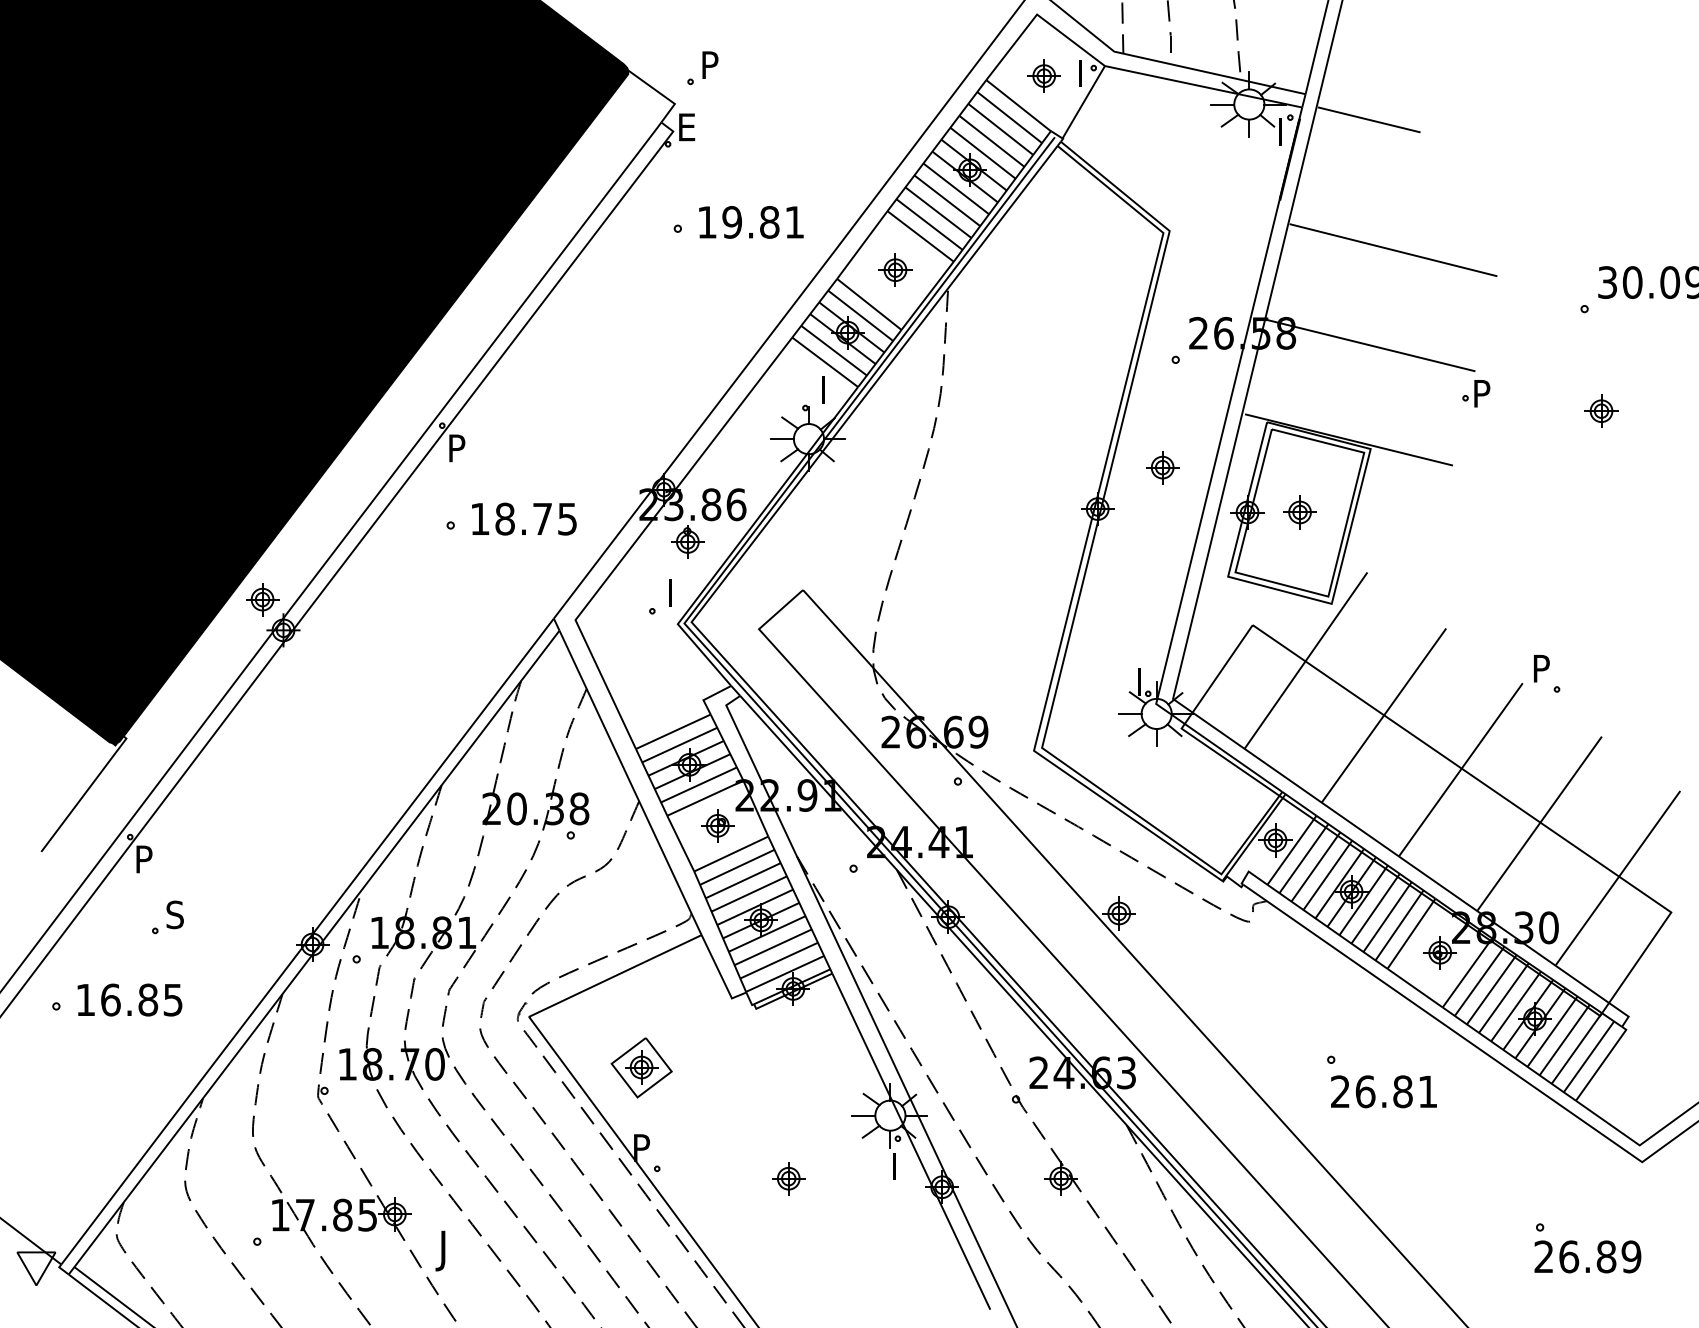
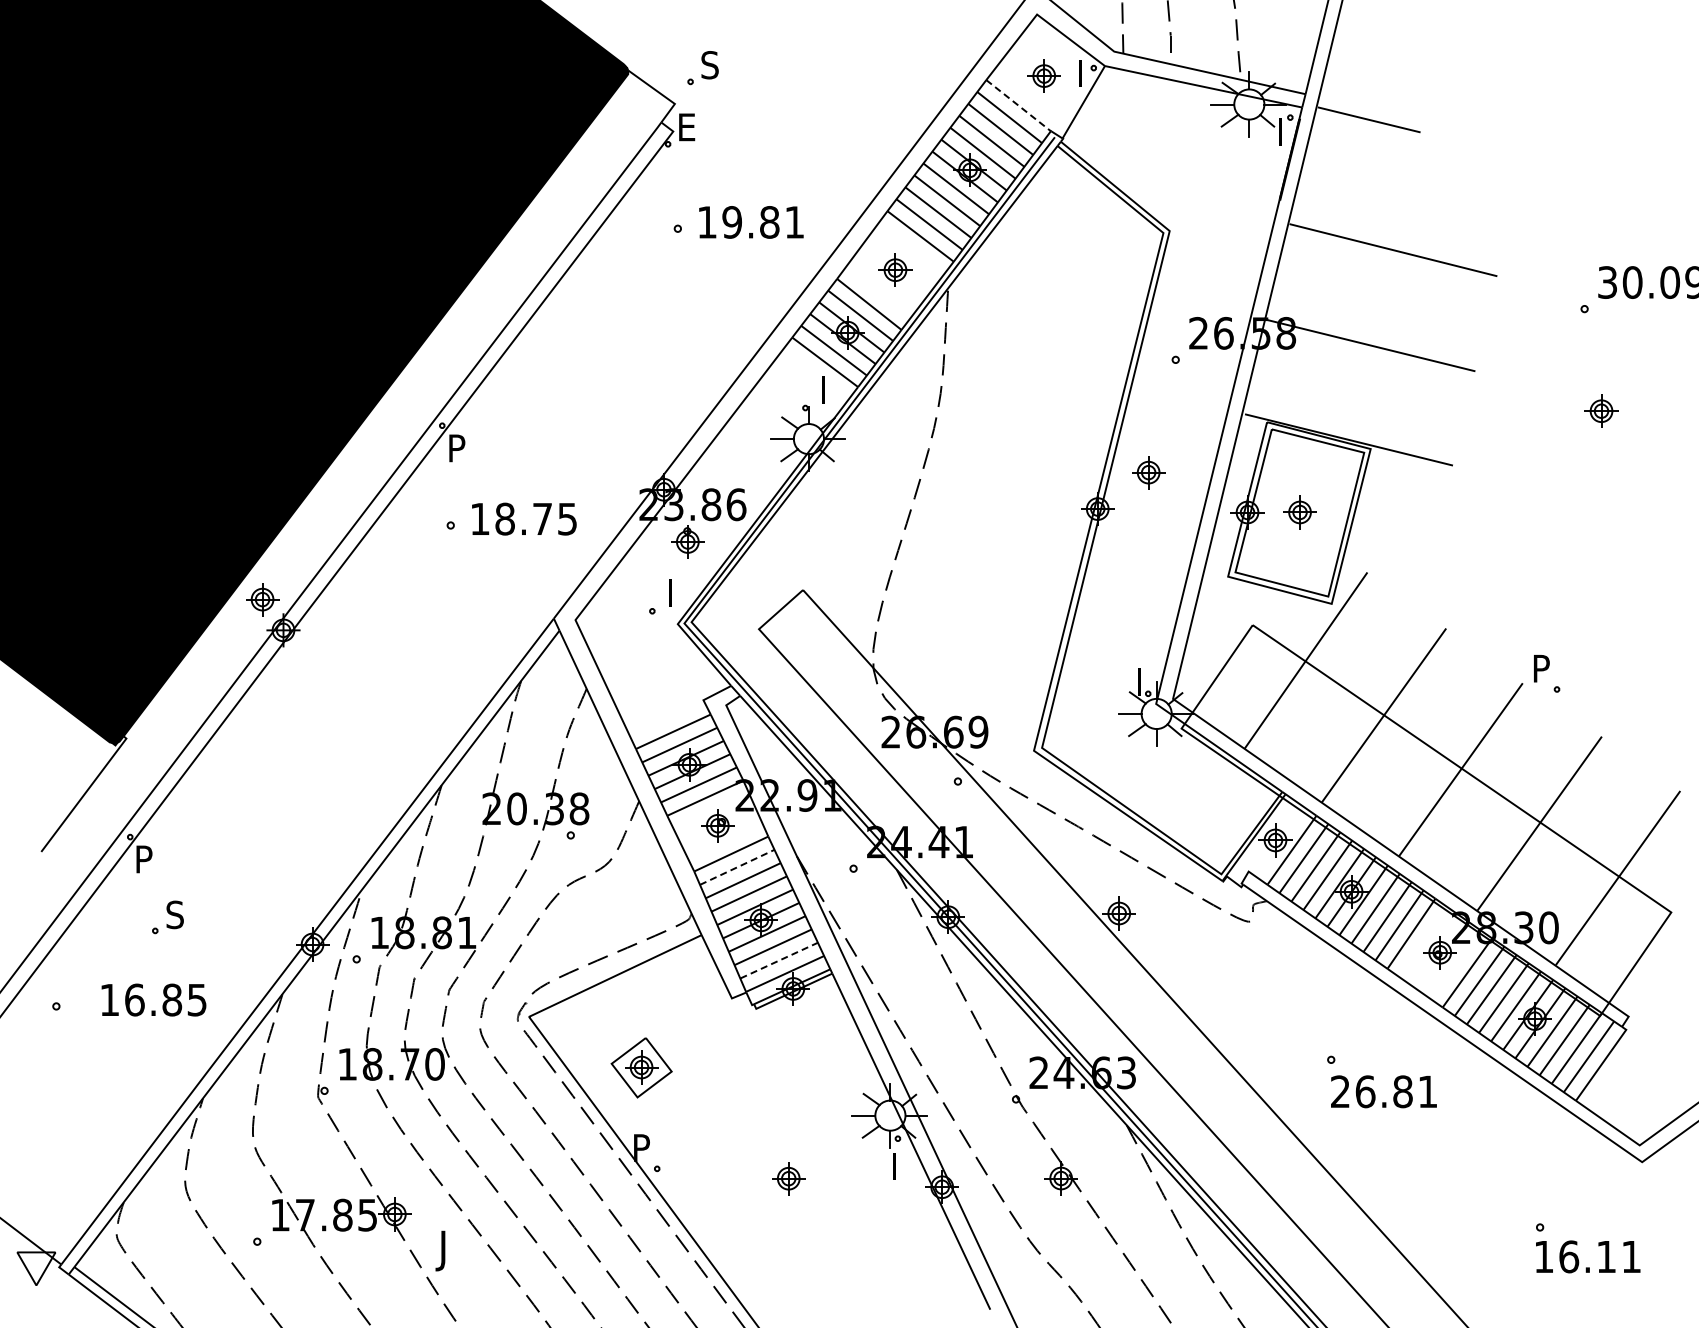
text: P -> S (709, 65)
line: solid -> dashed (1019, 105)
part: present -> none (1476, 393)
part position: (1162, 467) -> (1148, 472) (1148, 472)
line: solid -> dashed (737, 867)
line: solid -> dashed (779, 960)
text position: (129, 999) -> (153, 999) (153, 999)
text: 26.89 -> 16.11 (1587, 1256)
